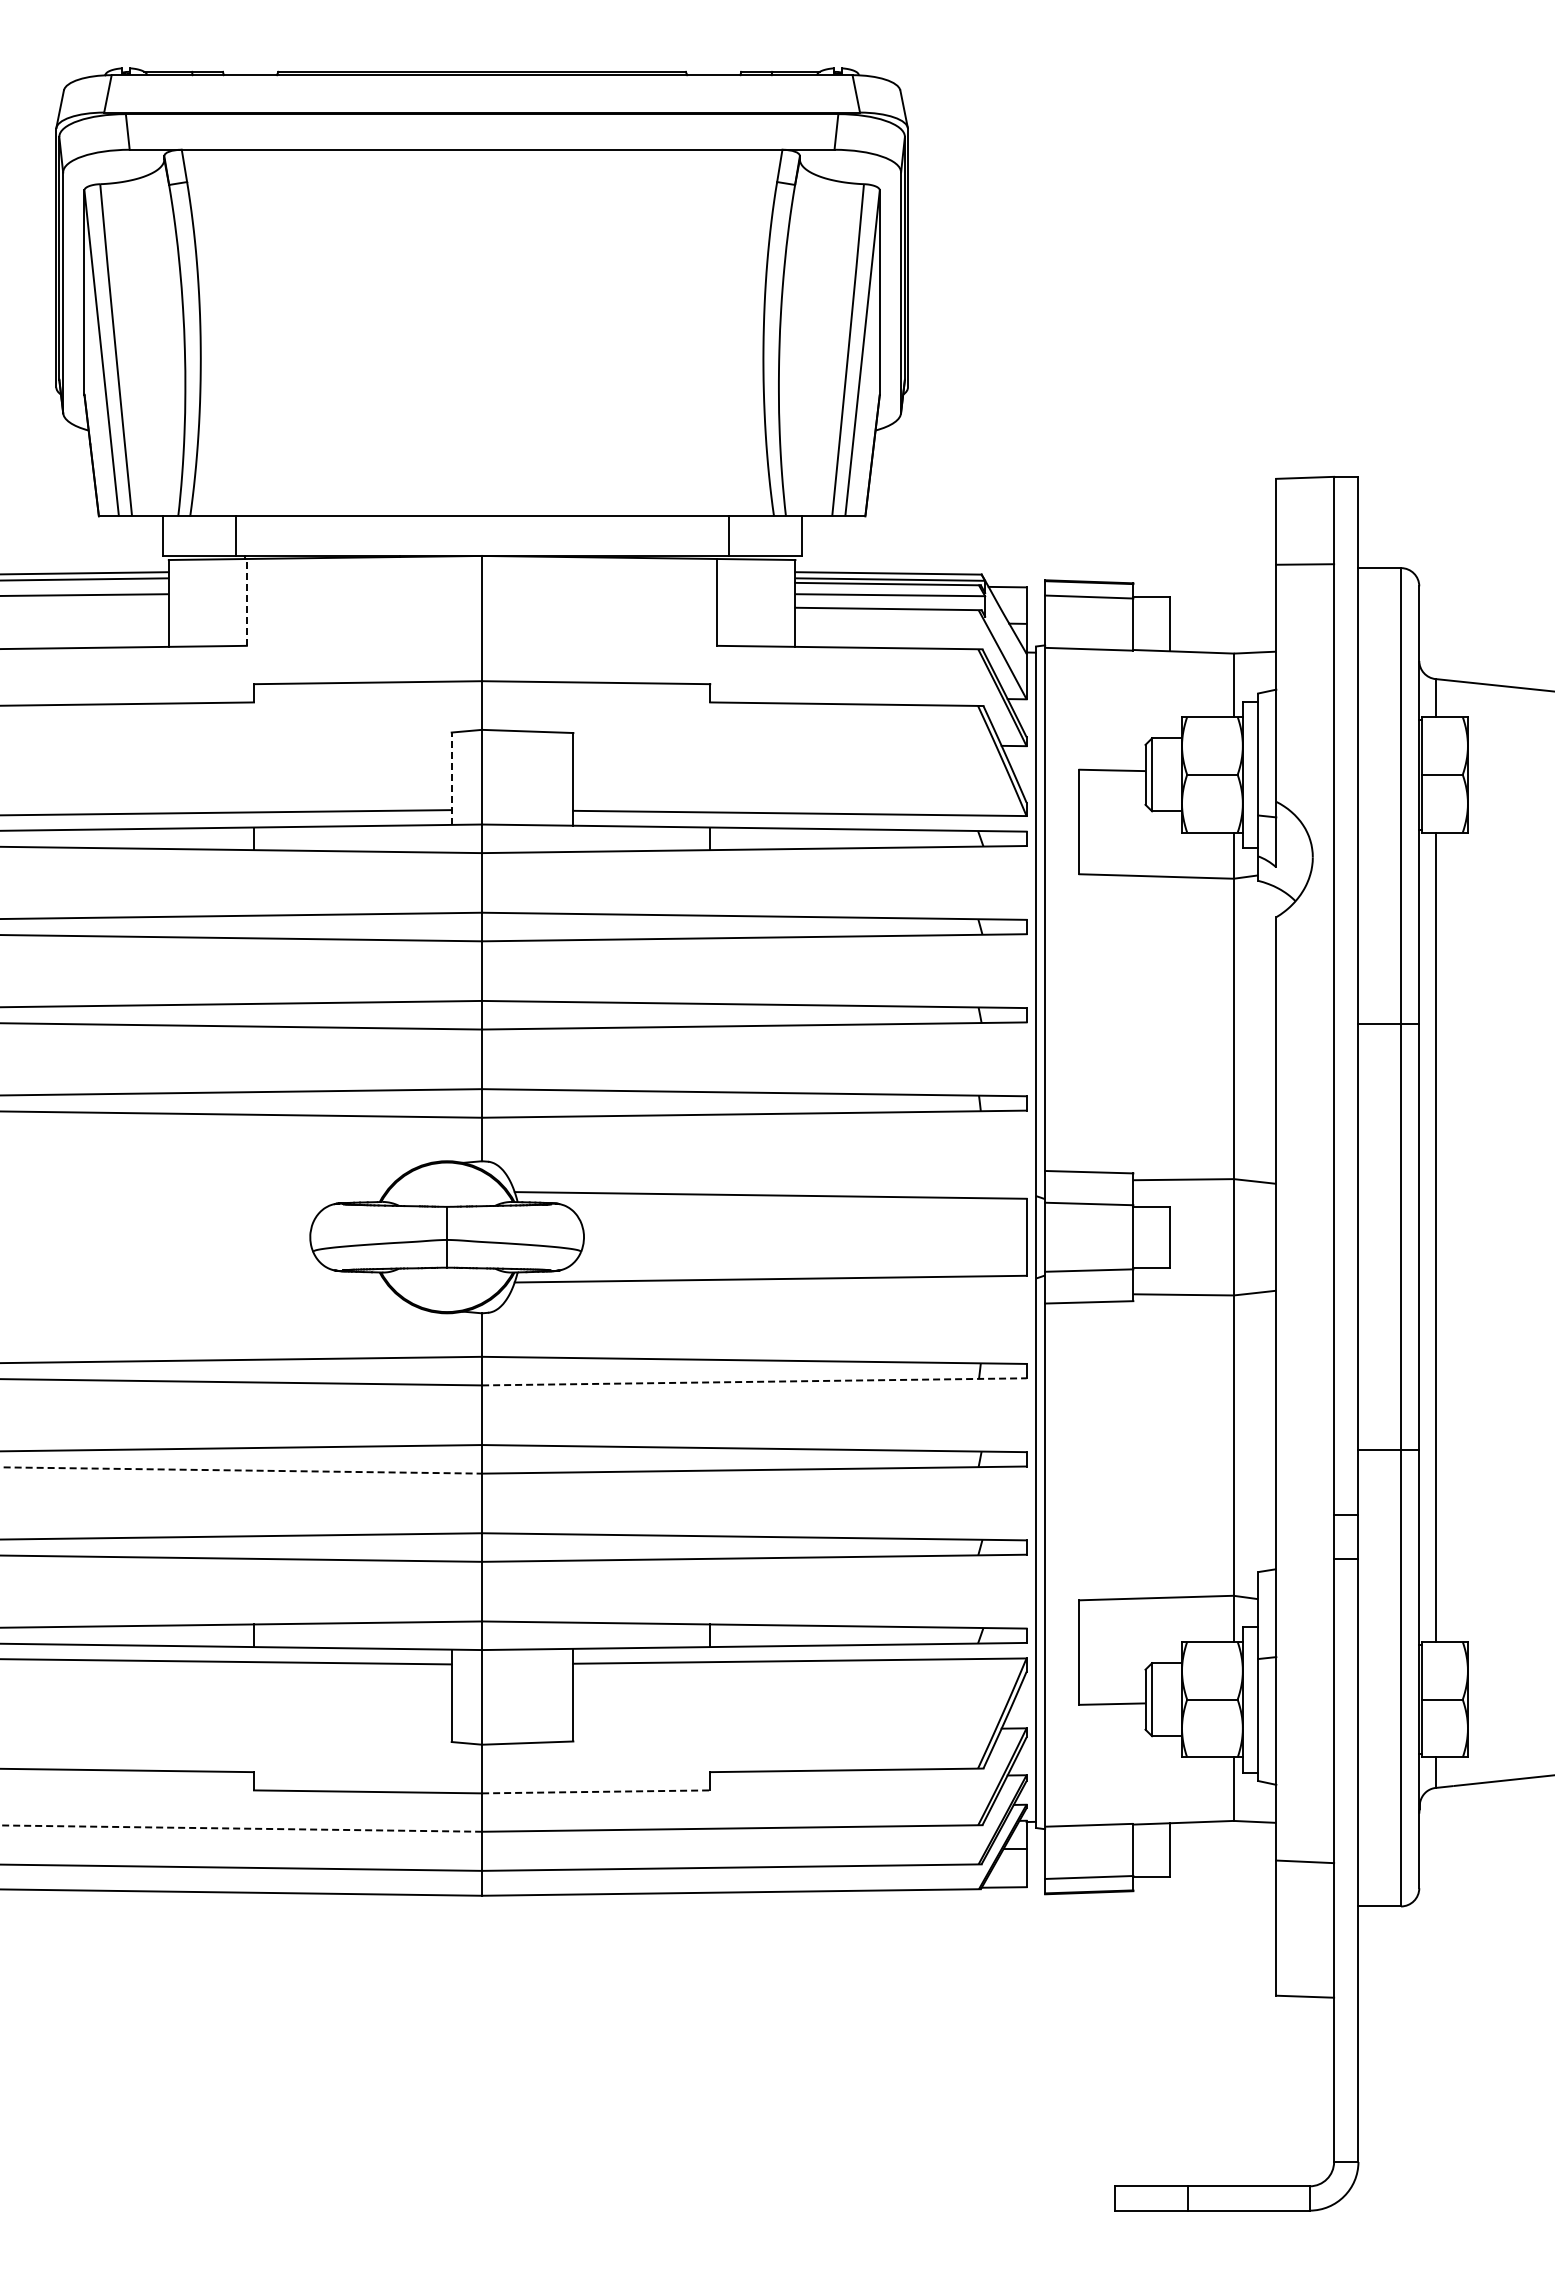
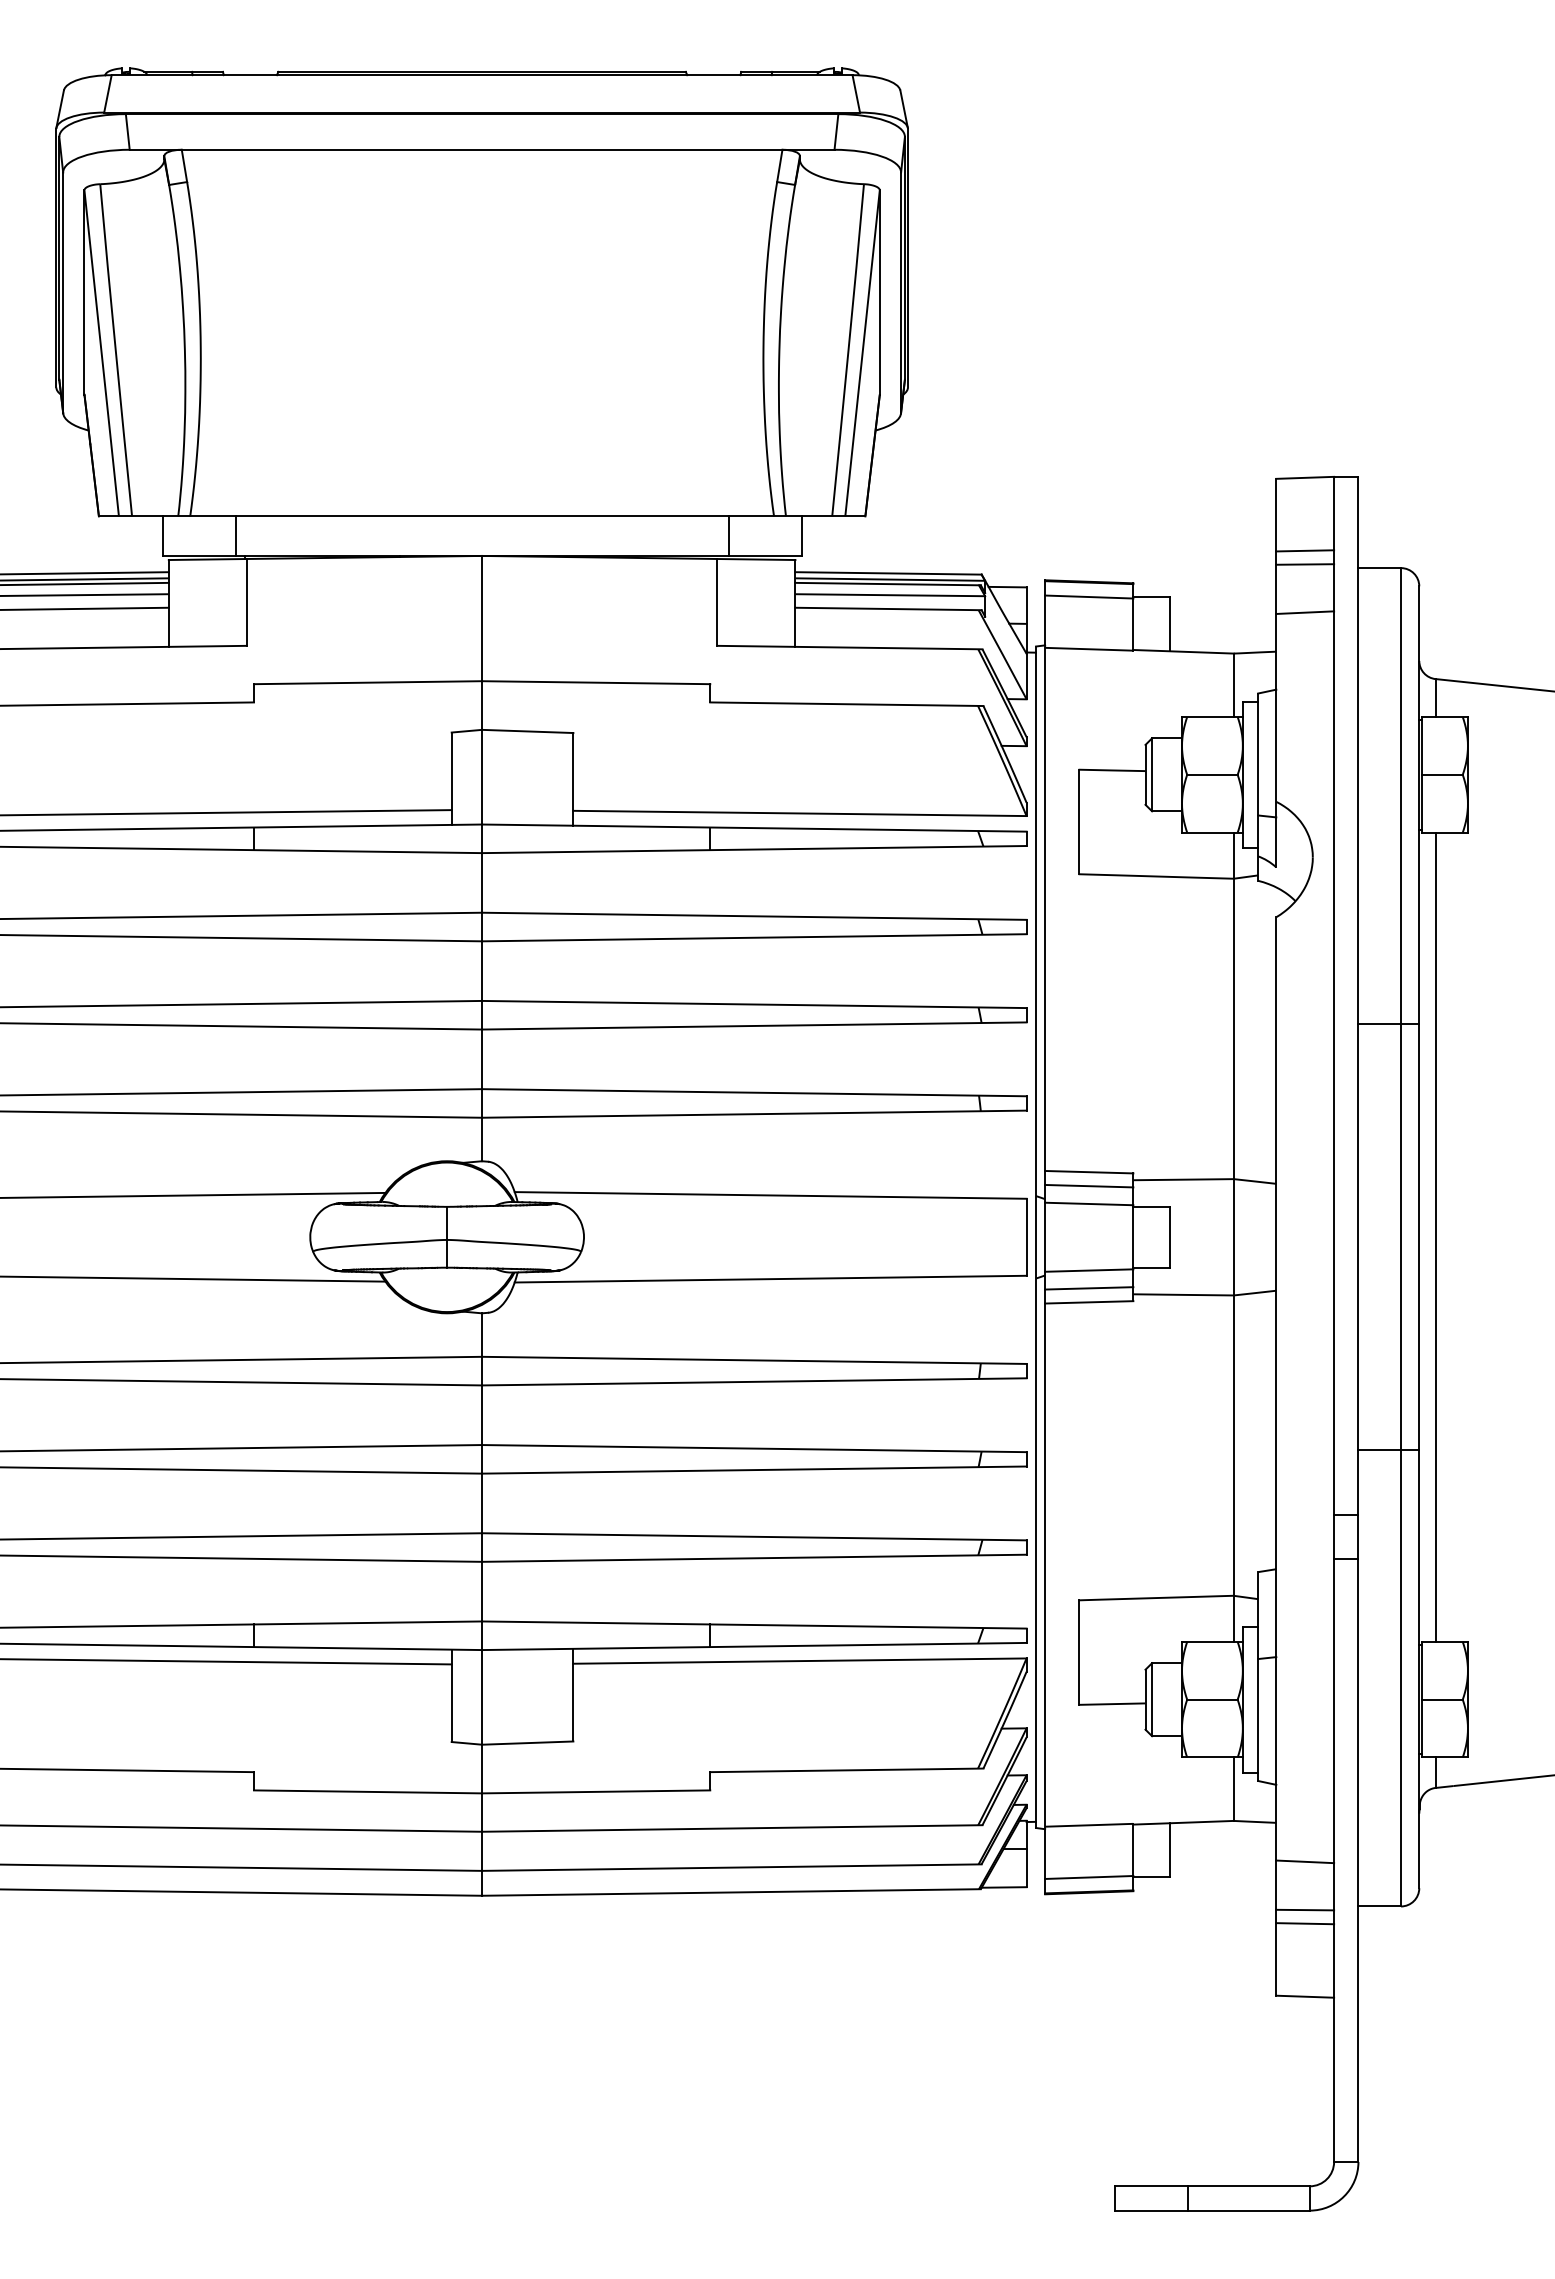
line: none -> present (1305, 550)
line: none -> present (85, 583)
line: dashed -> solid (246, 601)
line: none -> present (85, 608)
line: none -> present (1305, 612)
line: dashed -> solid (451, 778)
line: none -> present (1089, 1185)
line: none -> present (193, 1194)
line: none -> present (193, 1278)
line: none -> present (1089, 1288)
line: dashed -> solid (754, 1381)
line: dashed -> solid (241, 1470)
line: dashed -> solid (596, 1791)
line: dashed -> solid (241, 1828)
line: none -> present (1305, 1909)
line: none -> present (1305, 1923)
